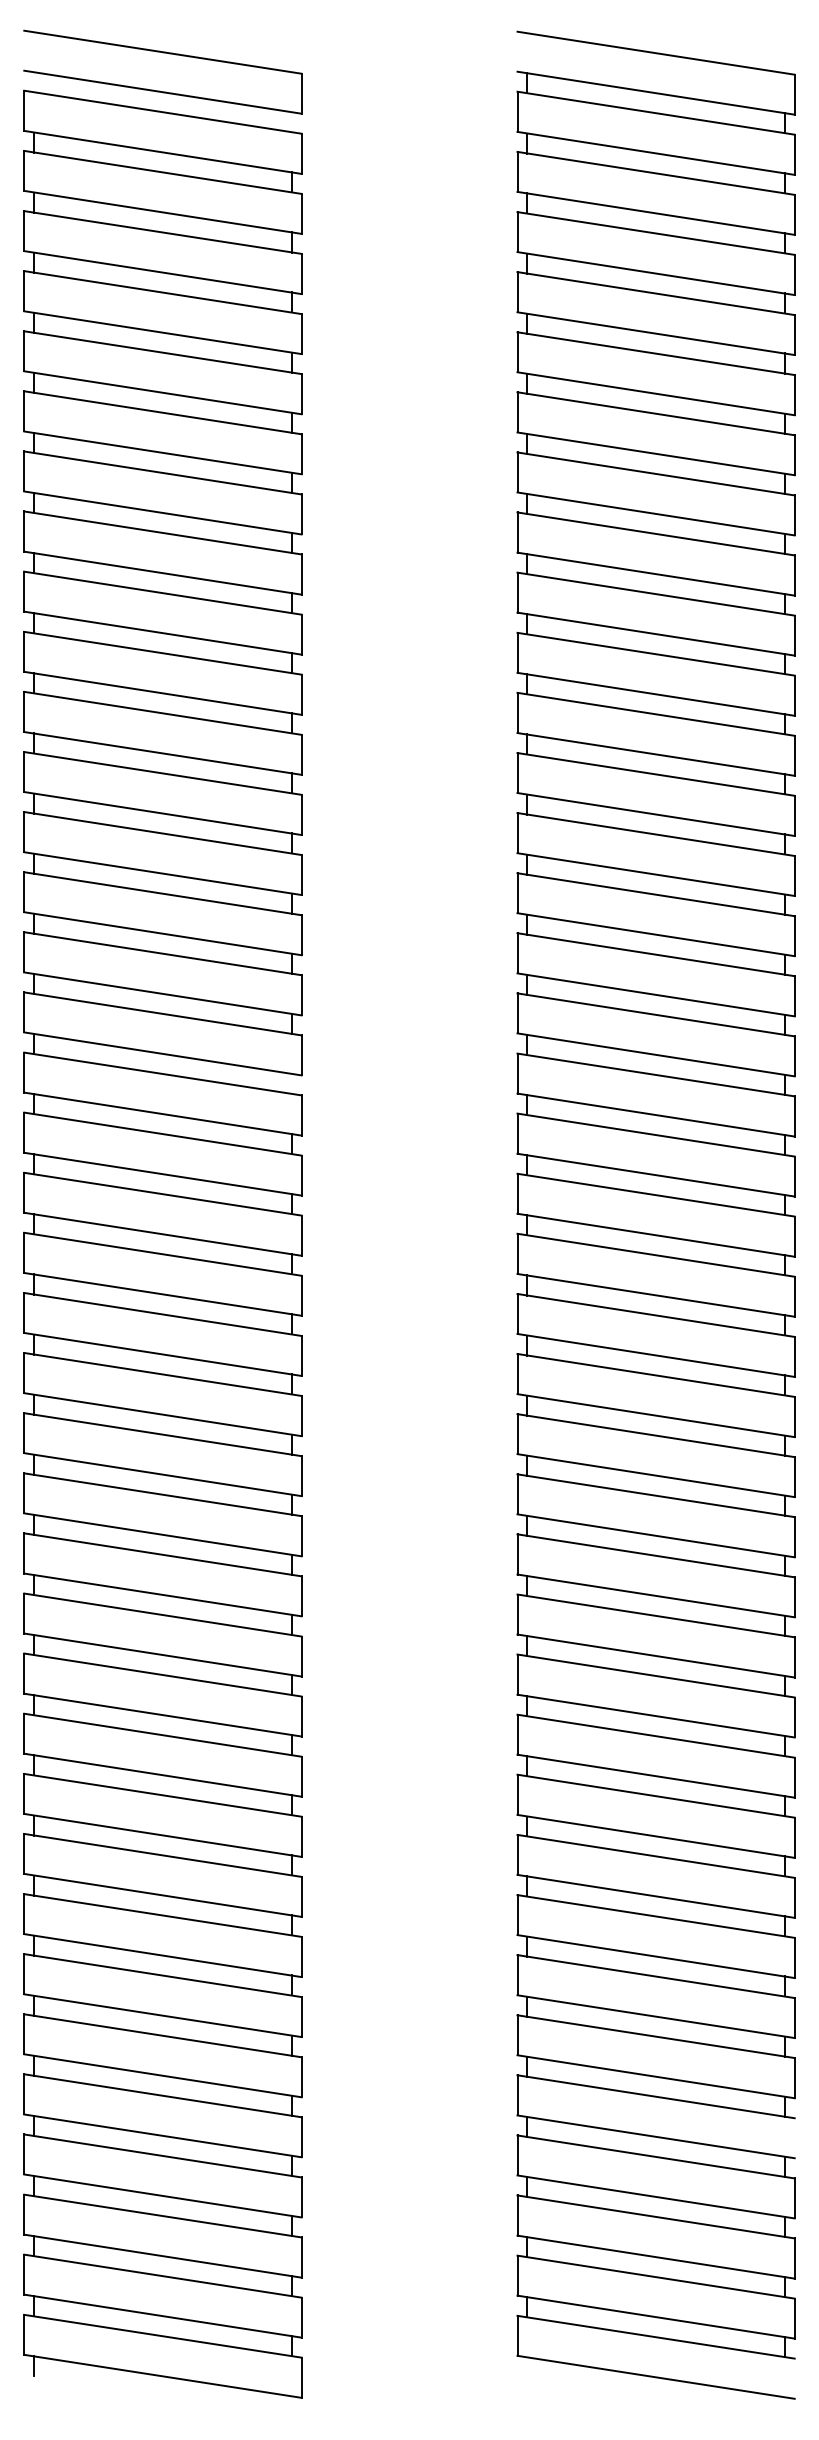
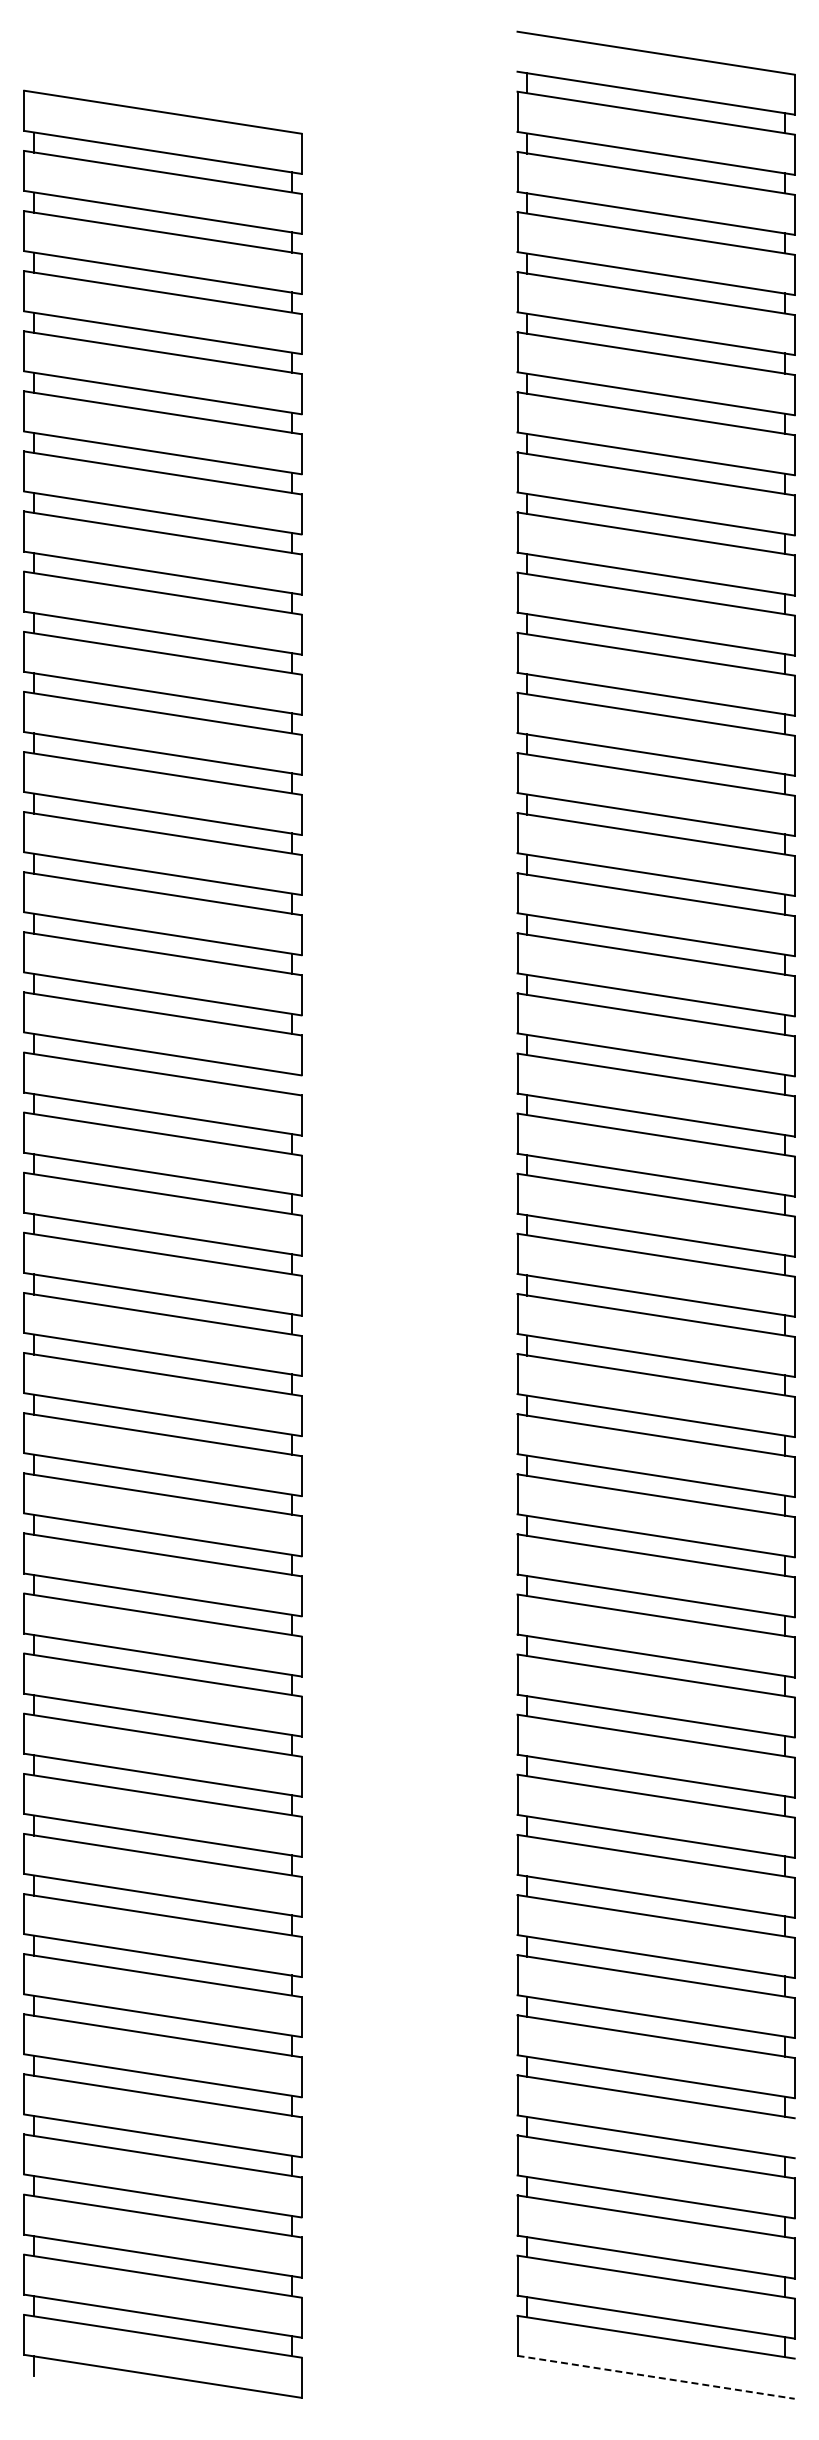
part: present -> none (162, 53)
line: solid -> dashed (656, 2377)
